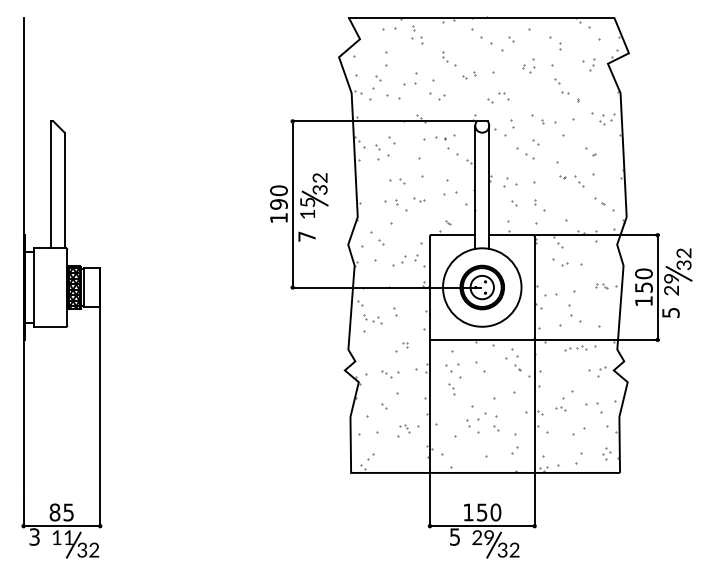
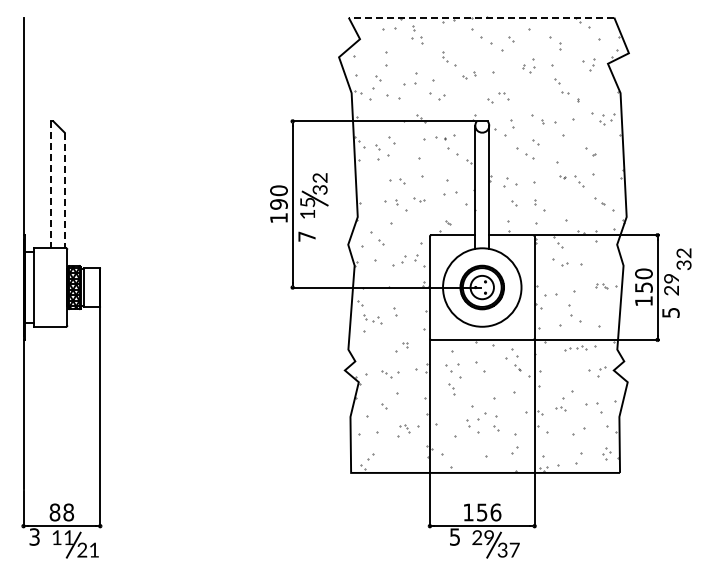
line: solid -> dashed (481, 17)
line: solid -> dashed (50, 185)
line: solid -> dashed (64, 190)
line: present -> none (678, 273)
text: 85 -> 88 (68, 512)
text: 150 -> 156 (495, 512)
text: 32 -> 21 (88, 549)
text: 32 -> 37 (514, 549)
